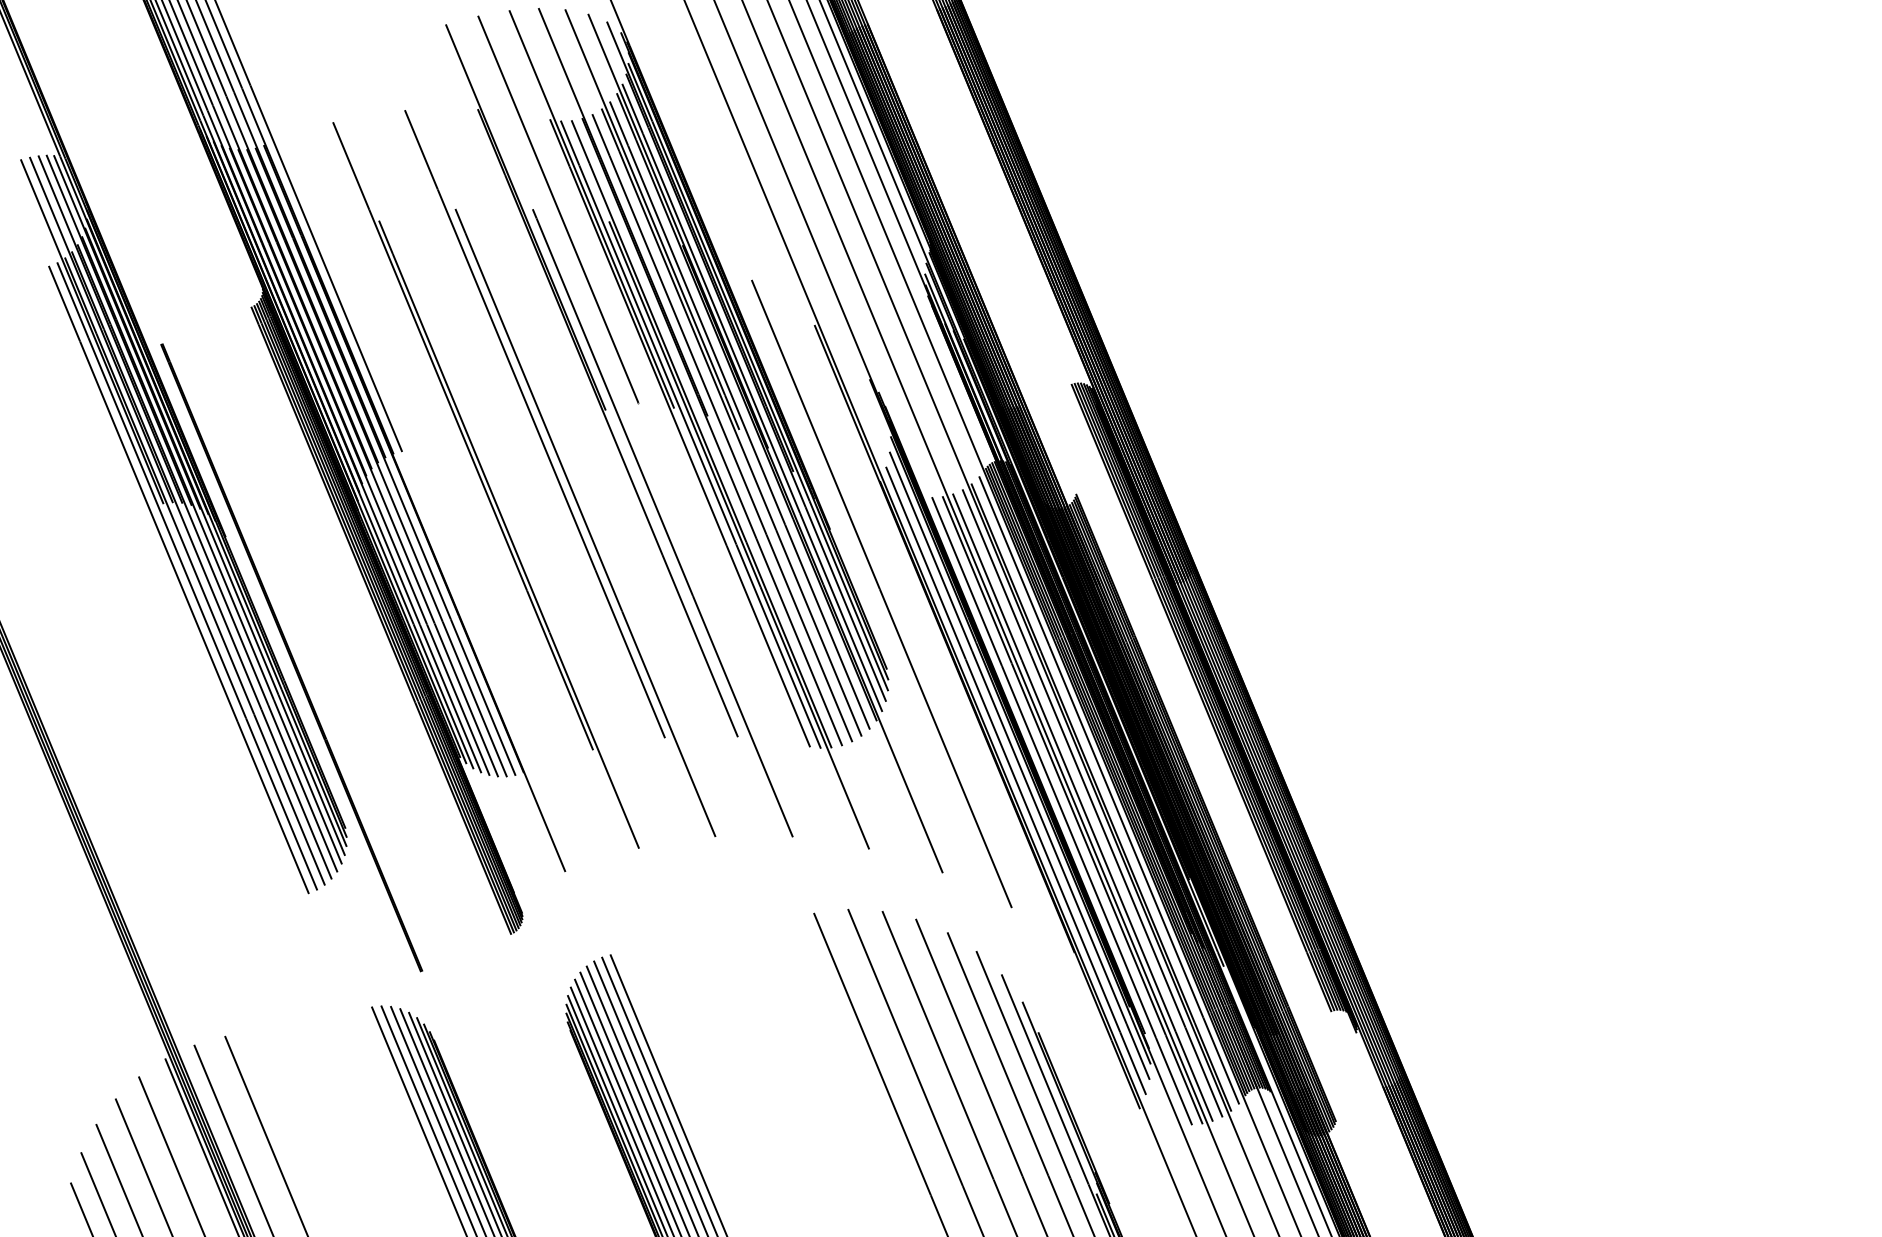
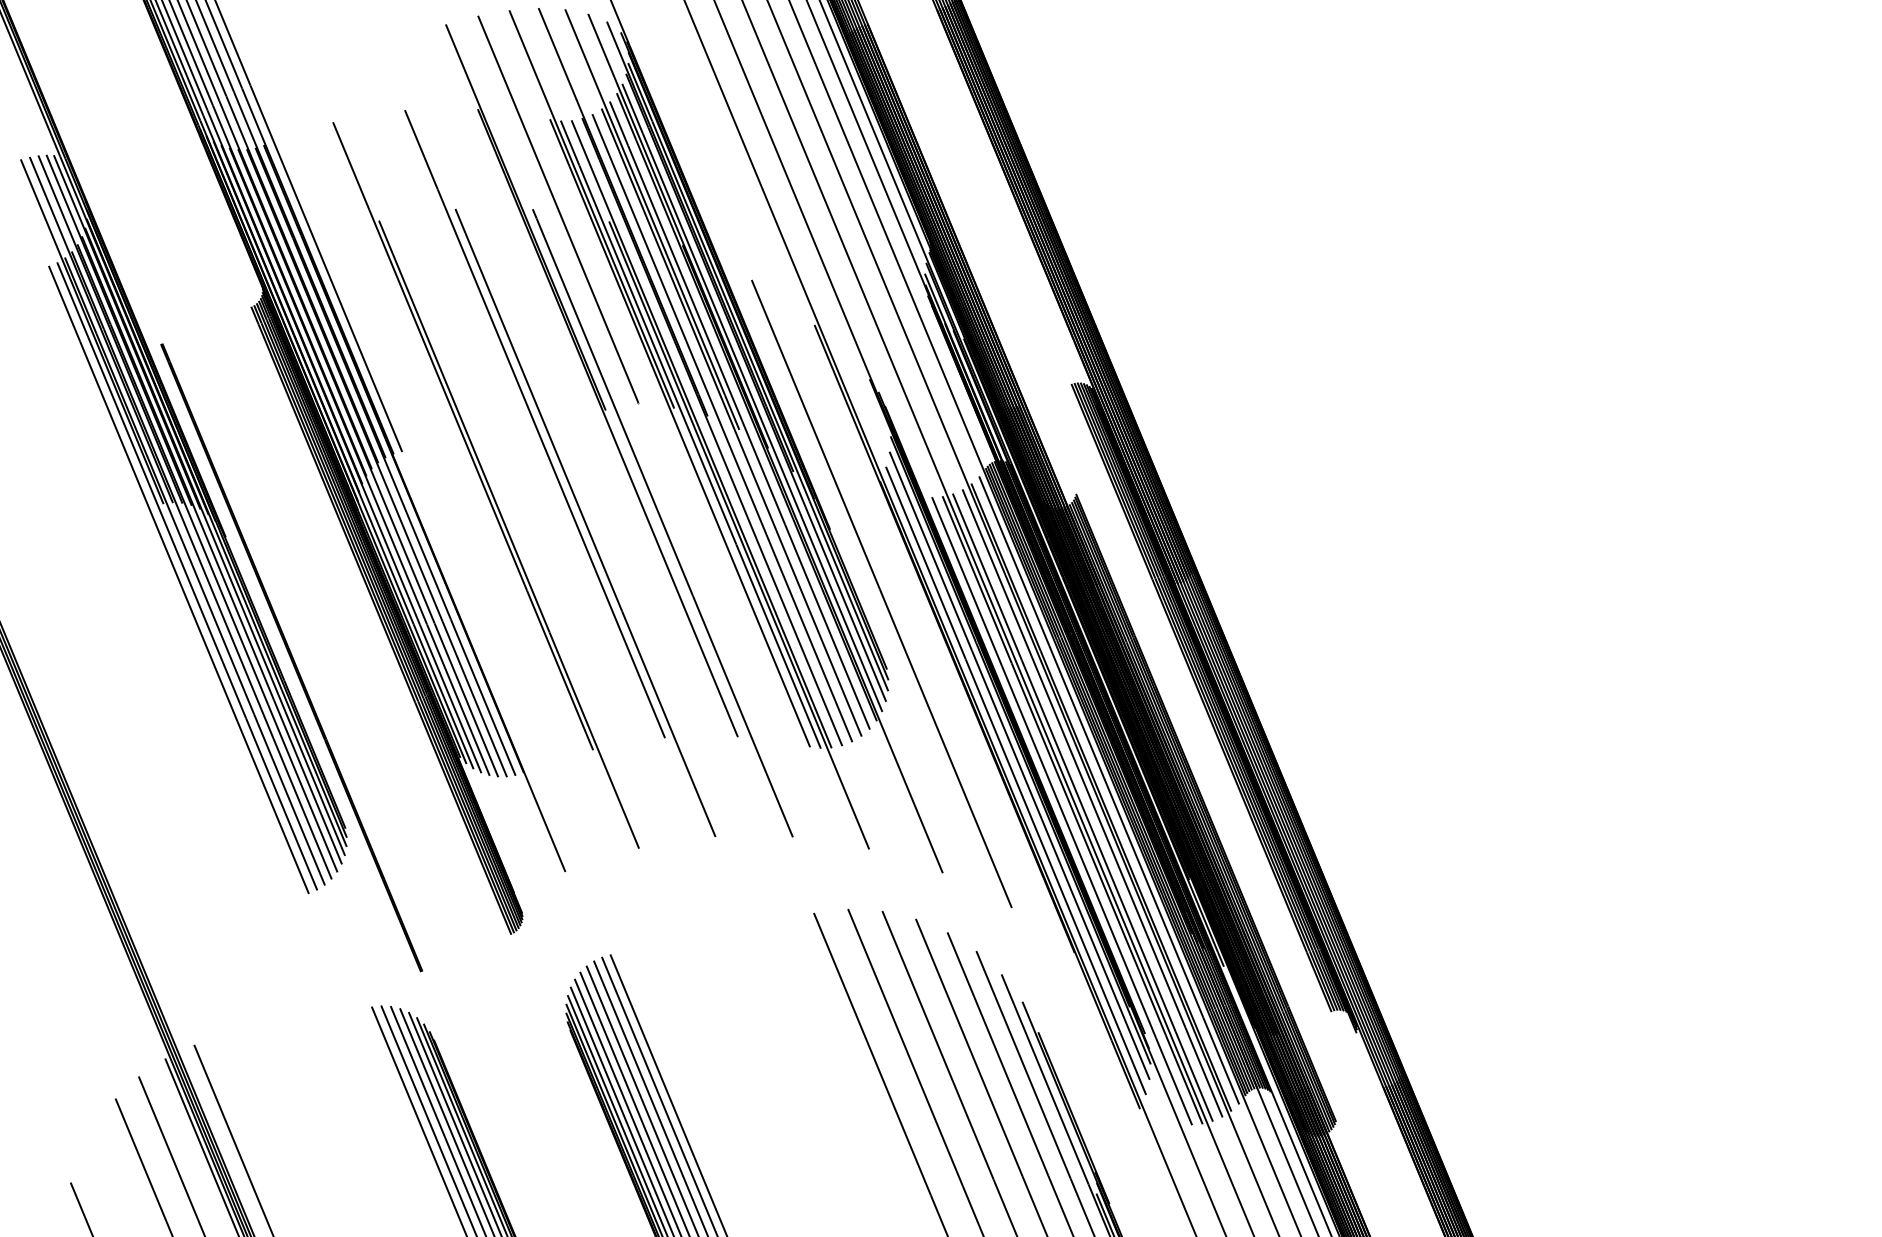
line: present -> none (265, 1134)
line: present -> none (118, 1178)
line: present -> none (97, 1192)
